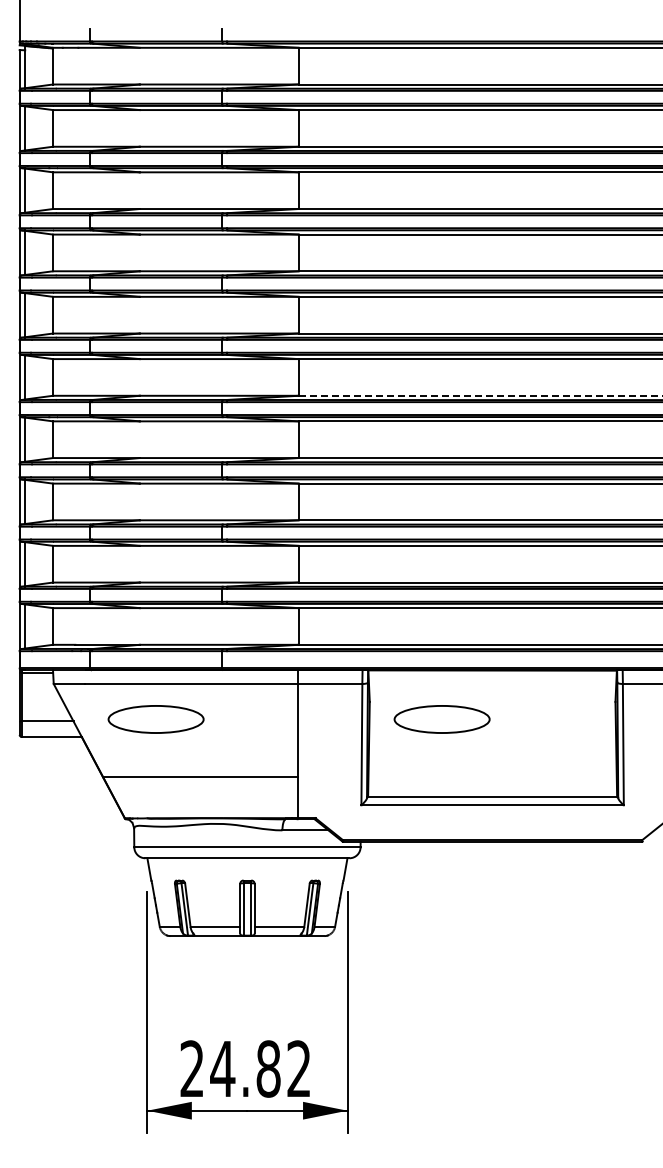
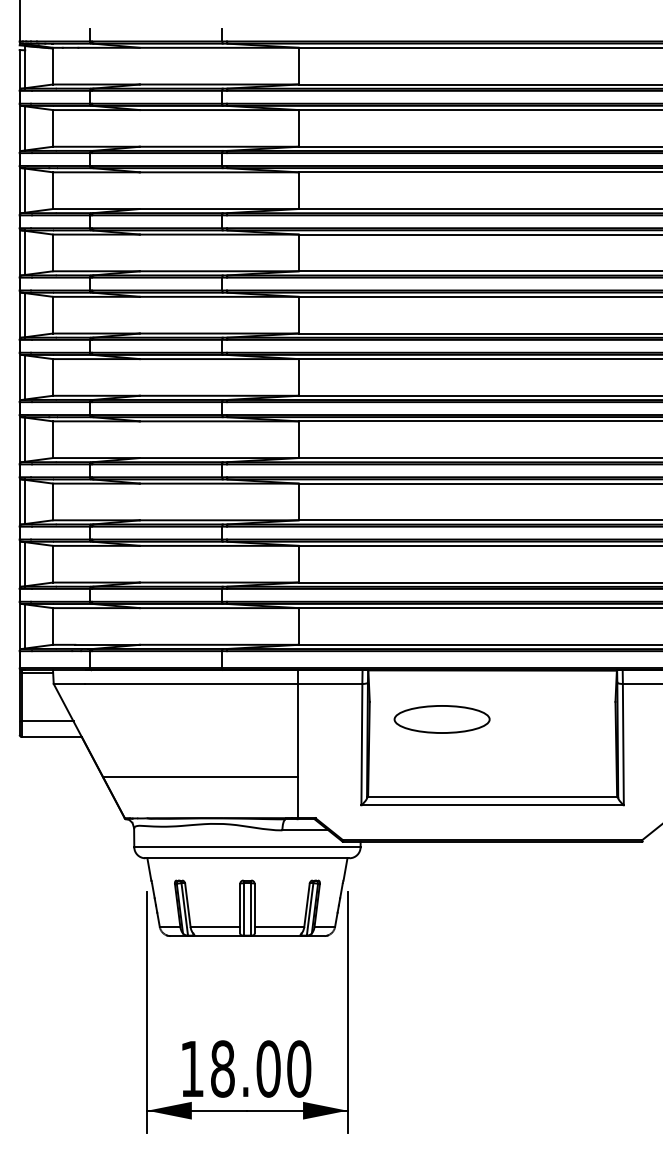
line: dashed -> solid (480, 395)
part: present -> none (155, 719)
text: 24.82 -> 18.00 (245, 1068)
